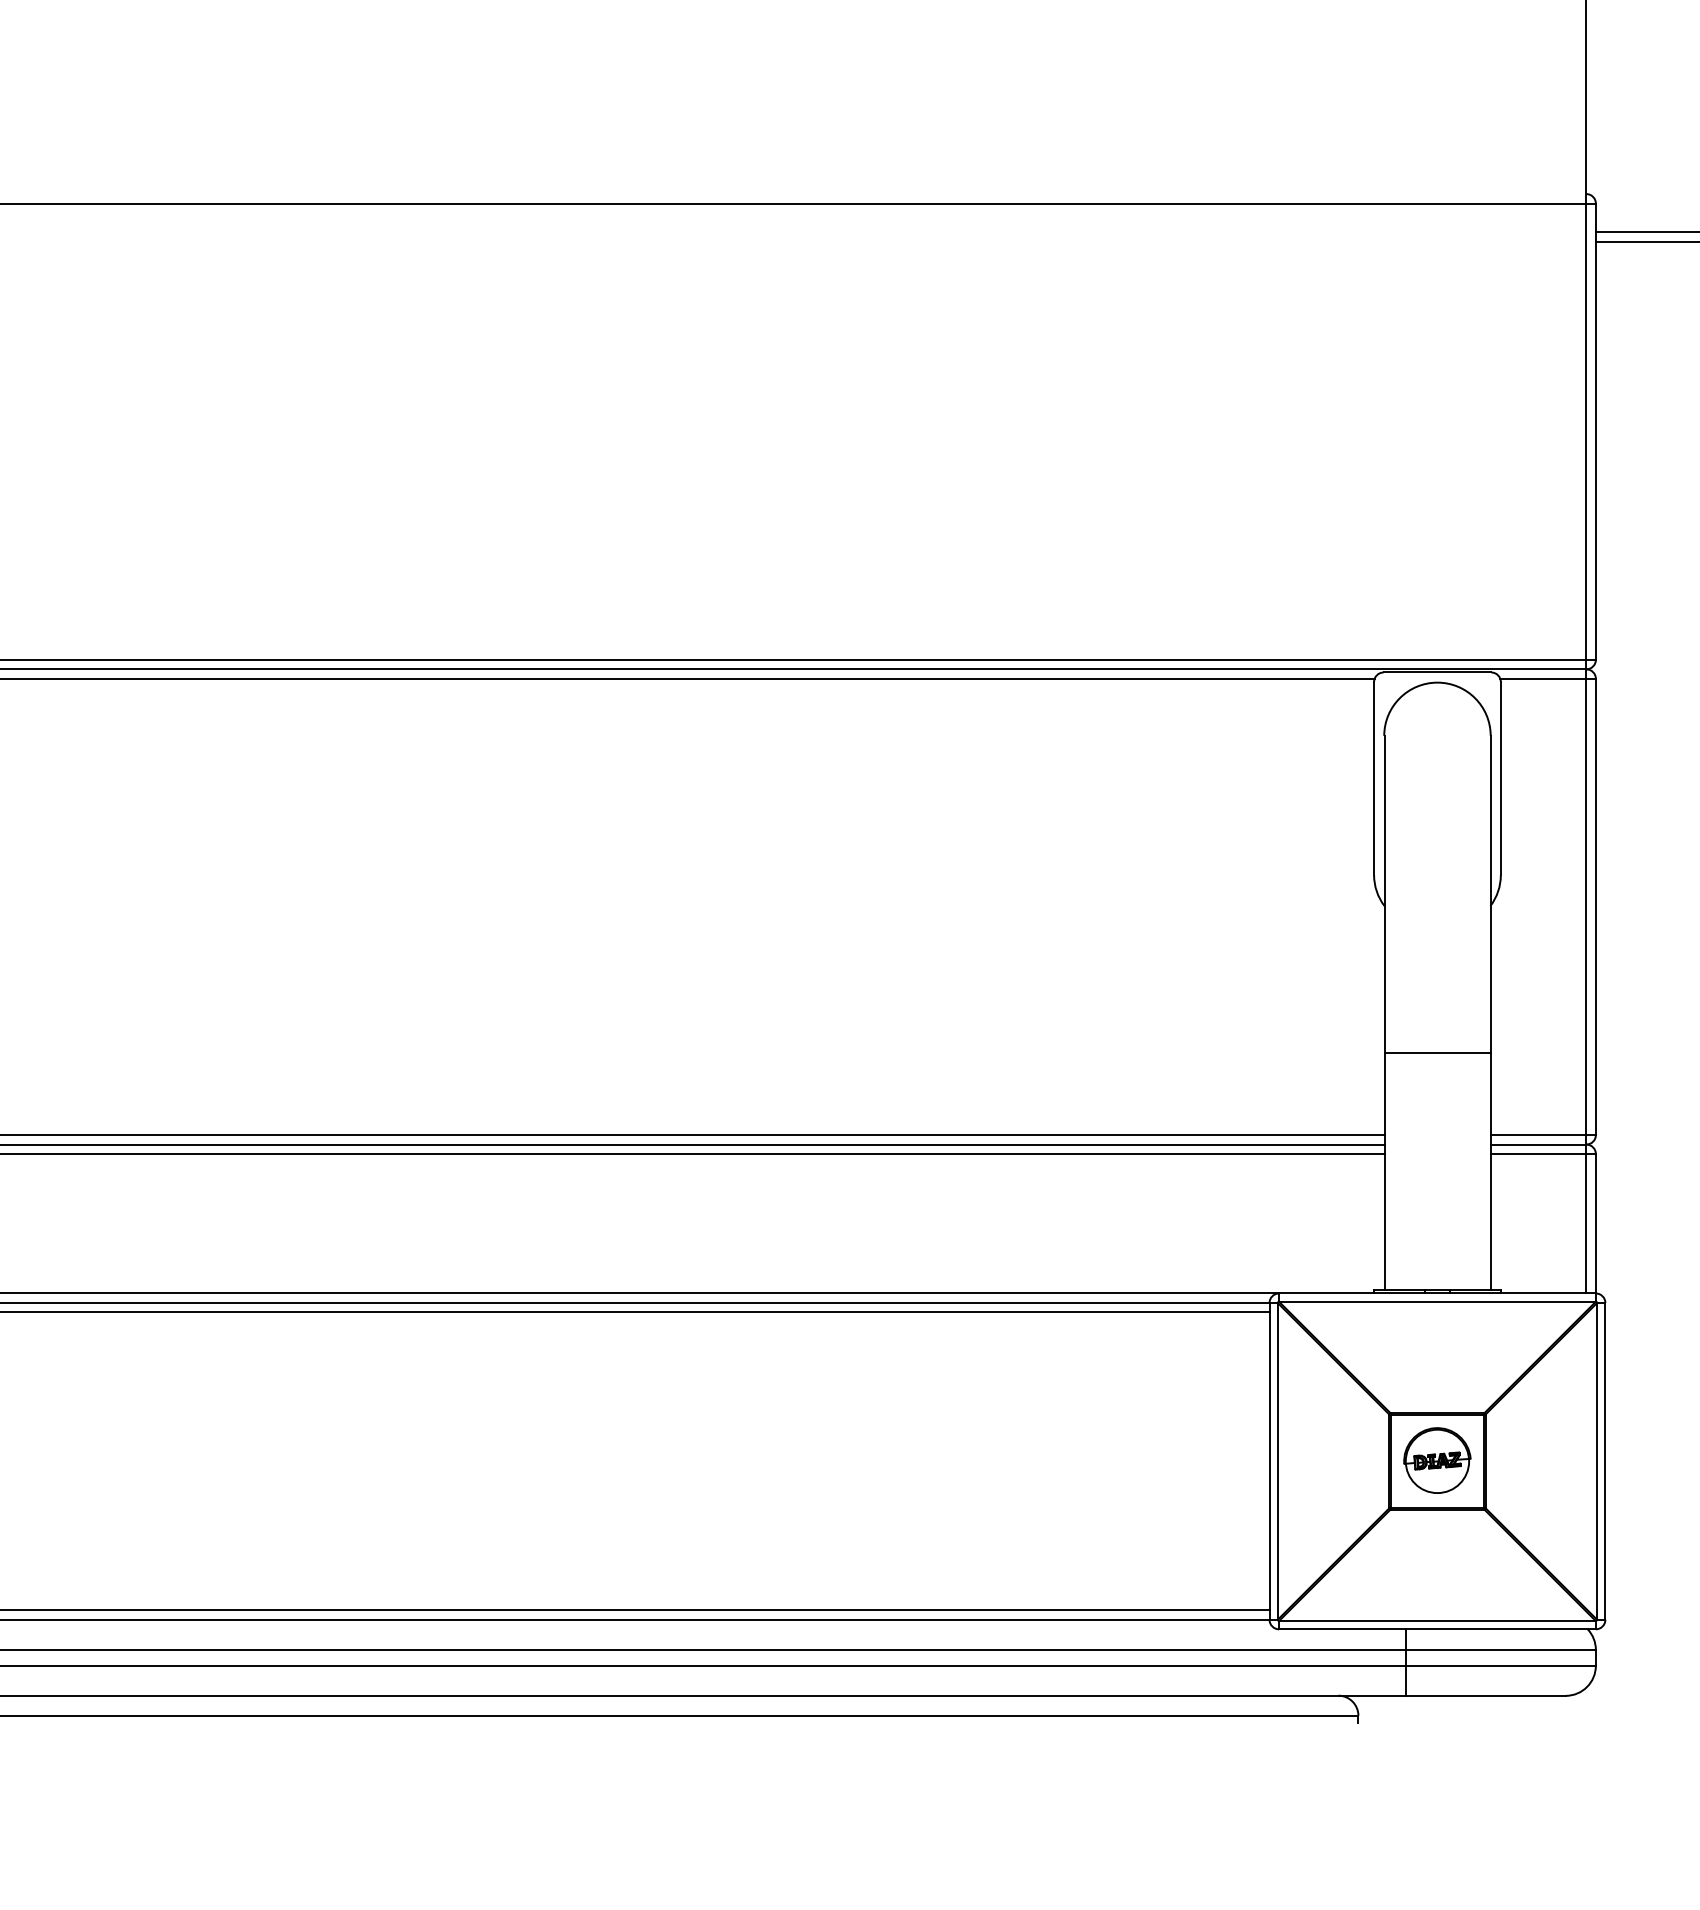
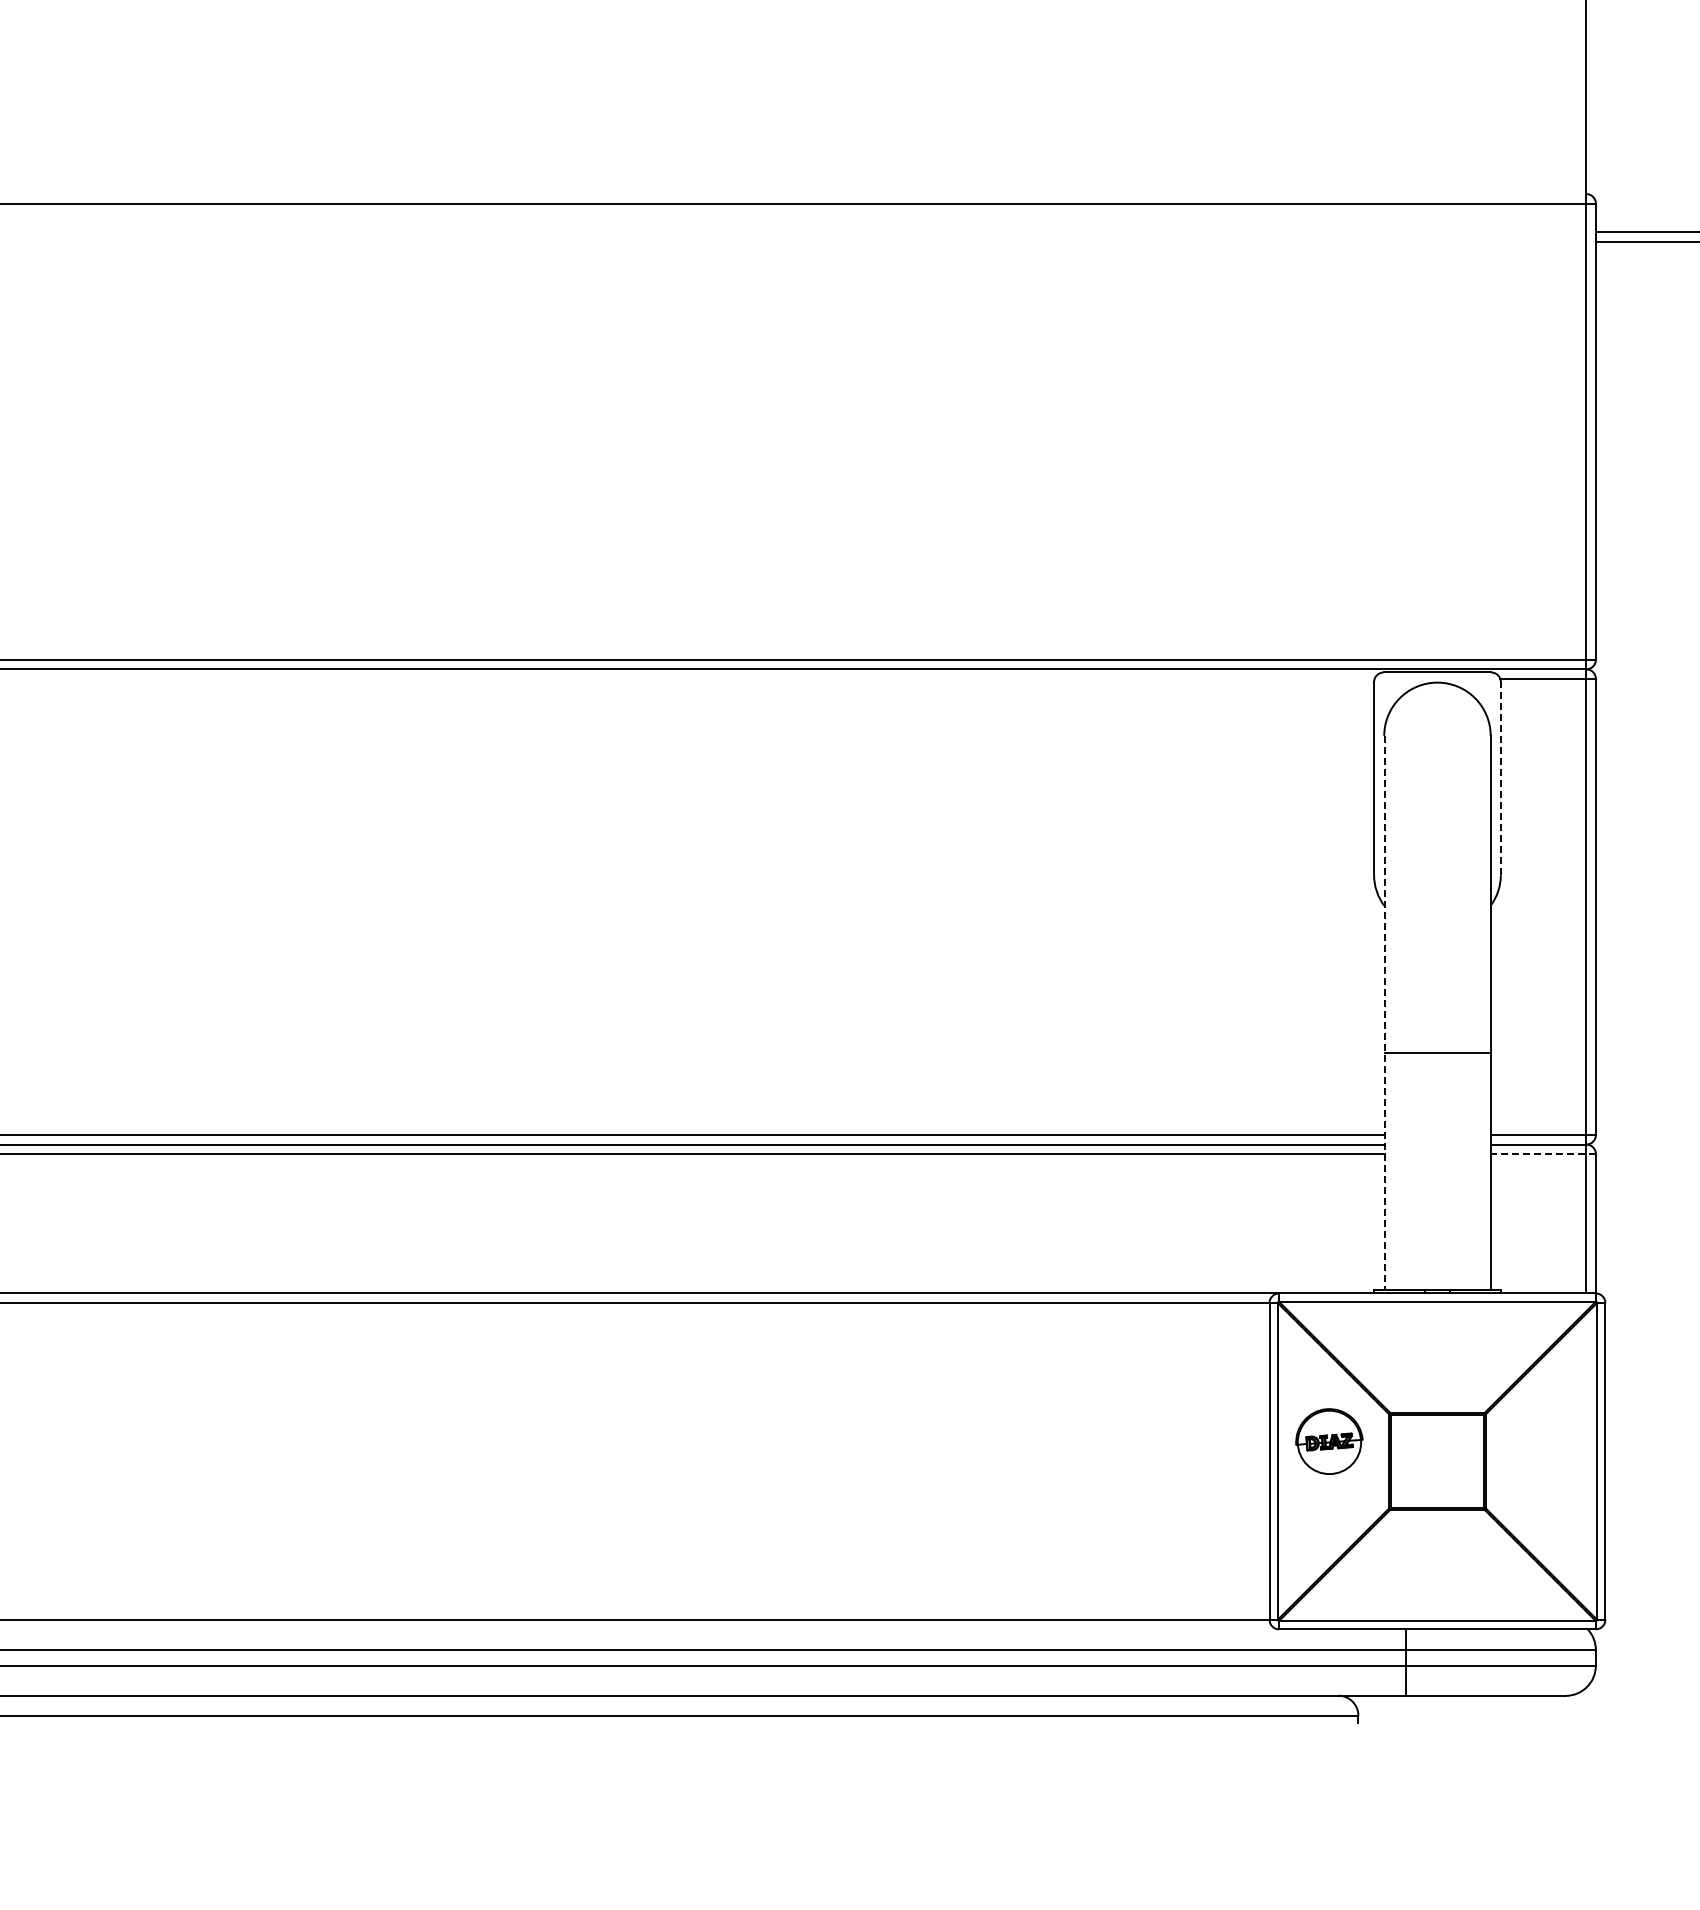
line: present -> none (688, 678)
line: solid -> dashed (1500, 778)
line: solid -> dashed (1384, 1013)
line: solid -> dashed (1543, 1154)
line: present -> none (635, 1312)
part position: (1437, 1460) -> (1329, 1441) (1329, 1441)
line: present -> none (635, 1610)
